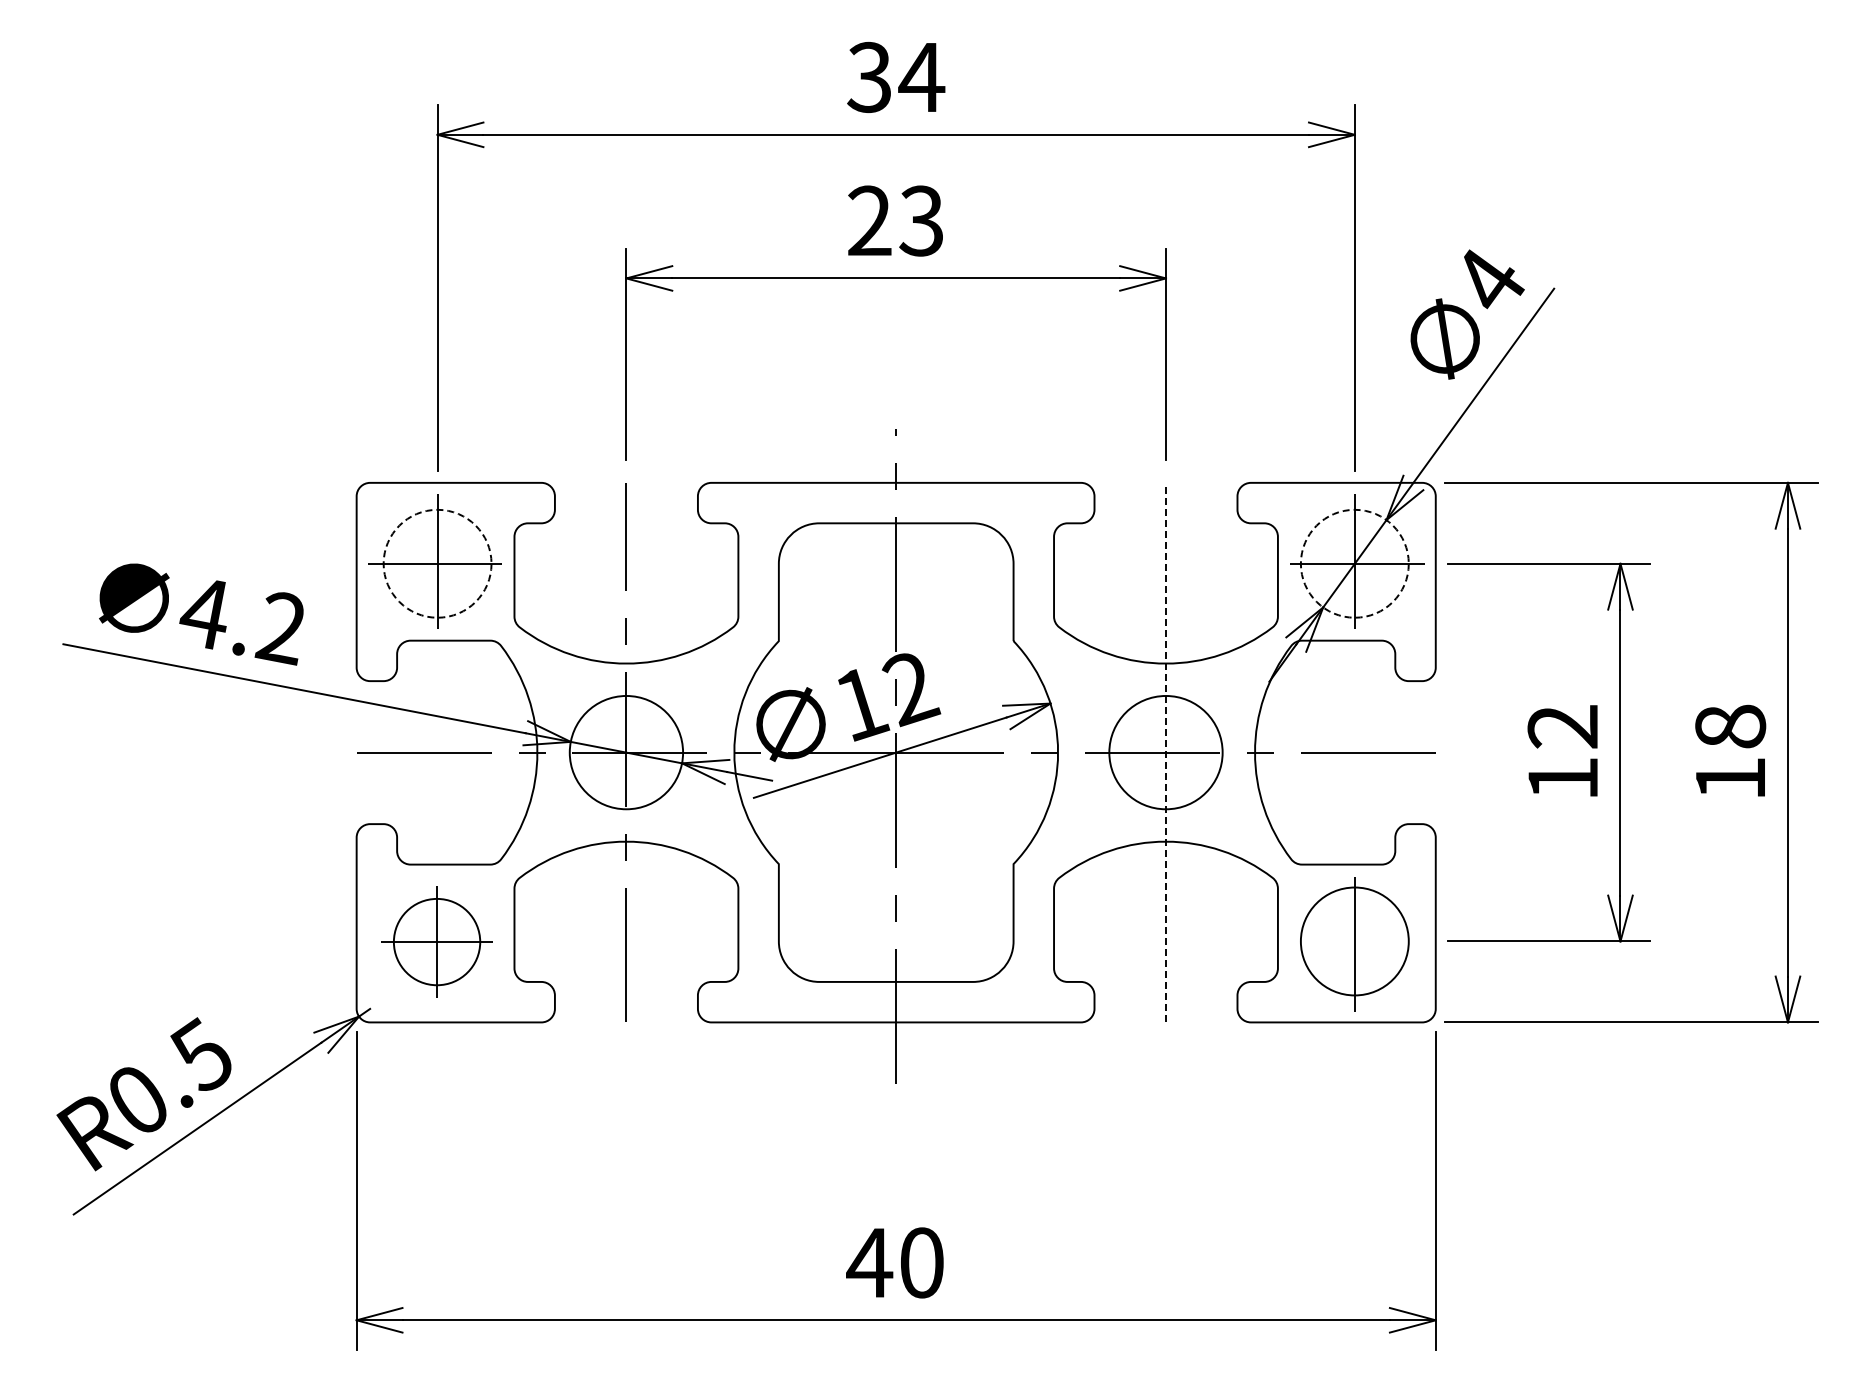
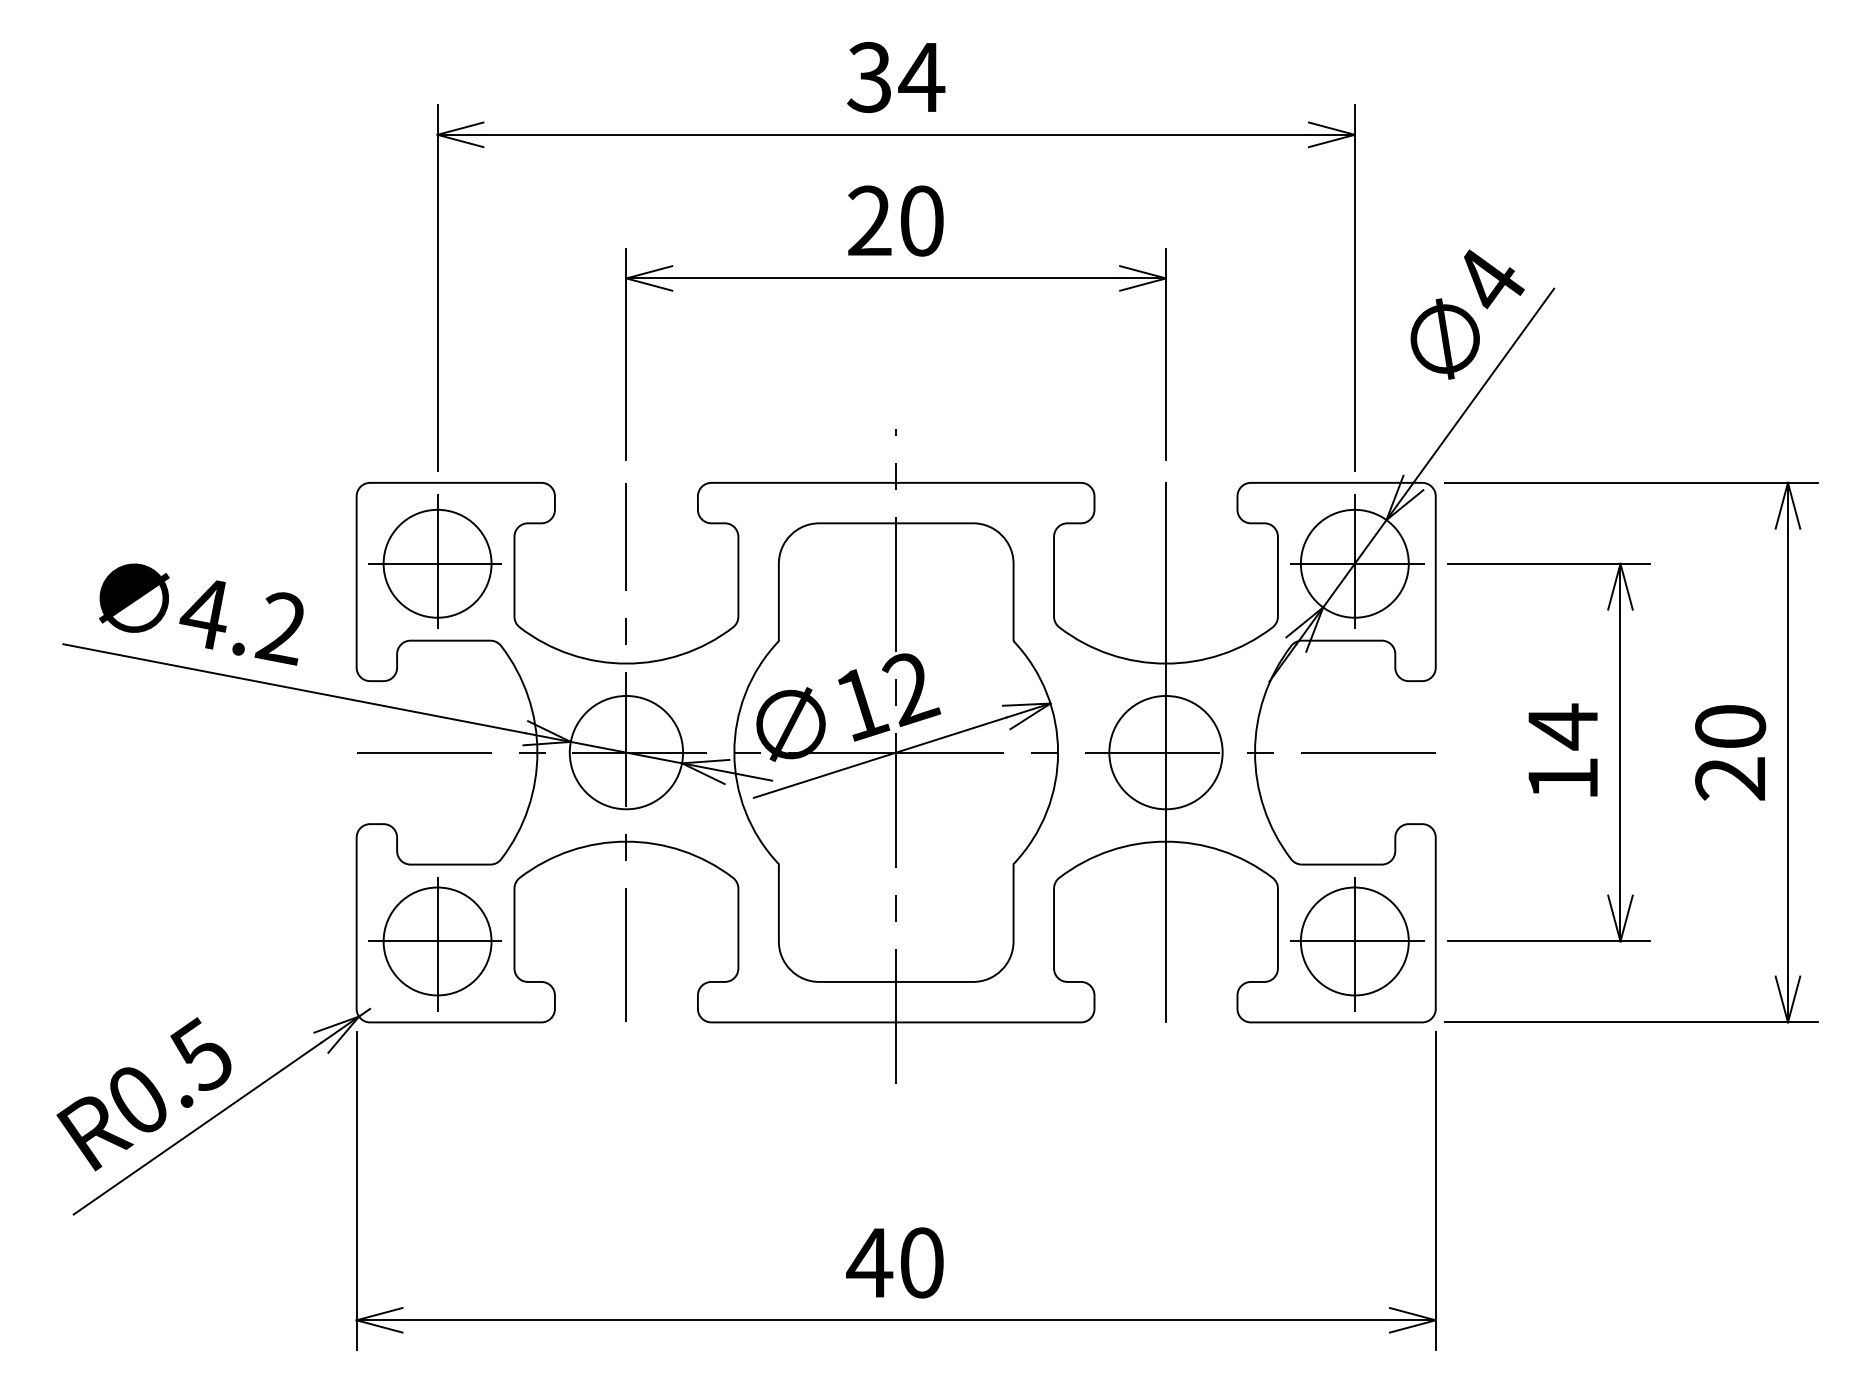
text: 23 -> 20 (921, 220)
circle: dashed -> solid (437, 563)
circle: dashed -> solid (1354, 563)
text: 12 -> 14 (1562, 726)
line: dashed -> solid (1165, 752)
text: 18 -> 20 (1730, 752)
part size: 112x112 px -> 134x135 px (434, 944)
line: none -> present (1354, 941)
